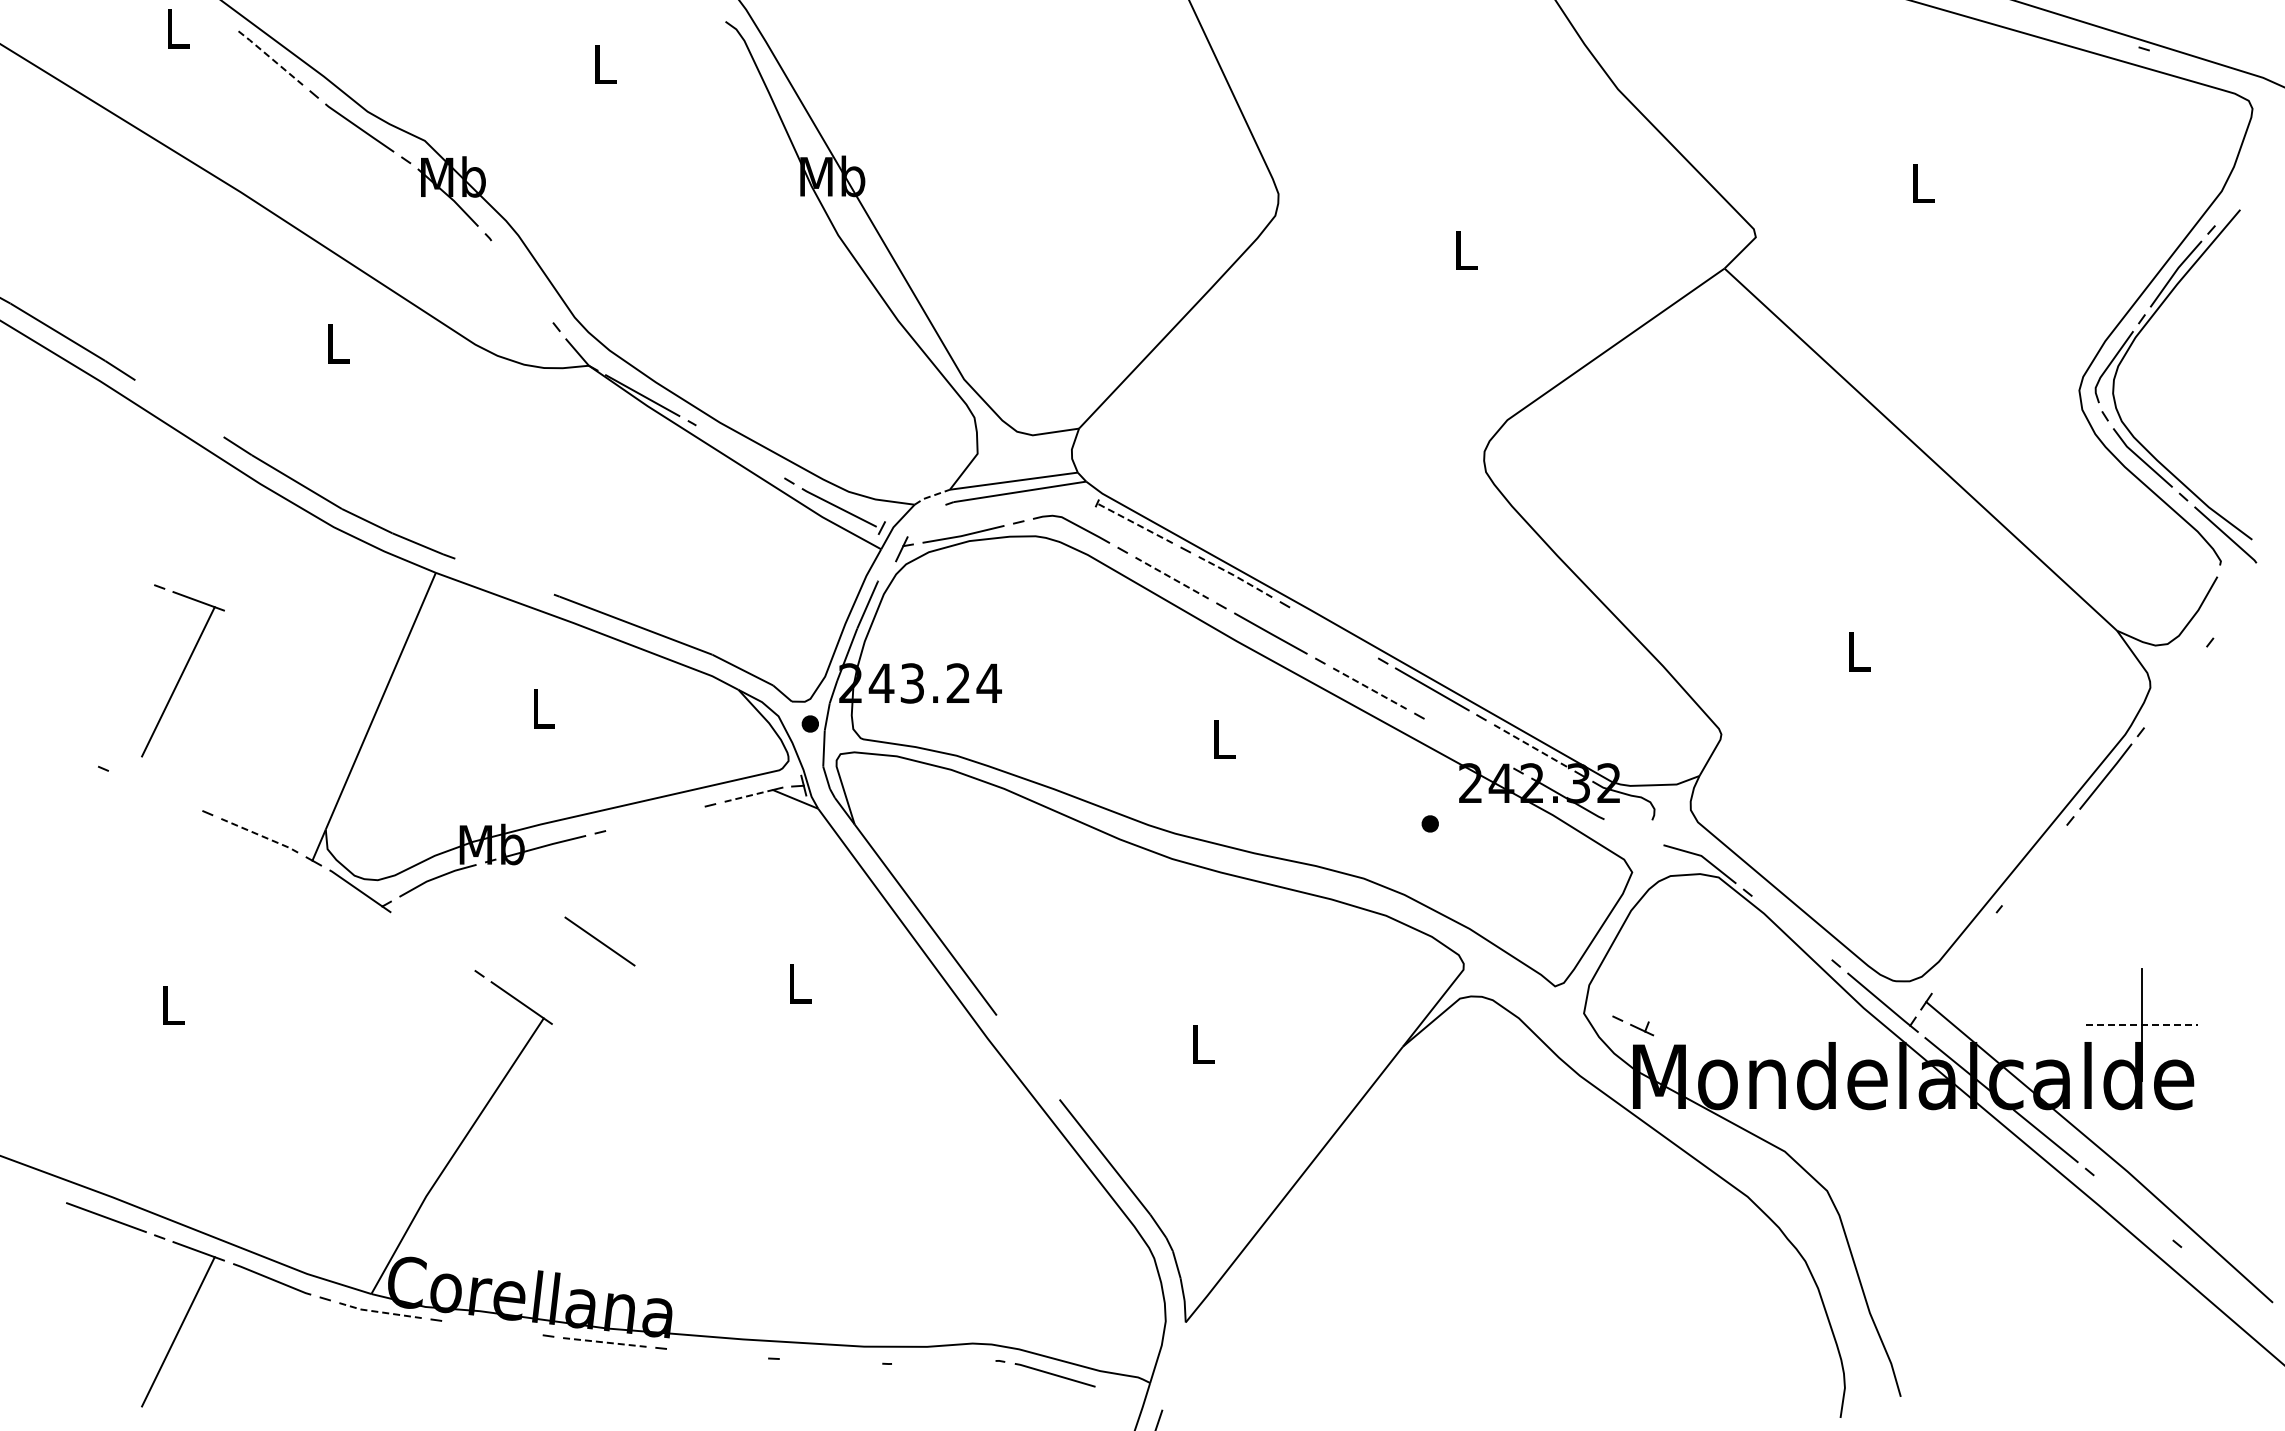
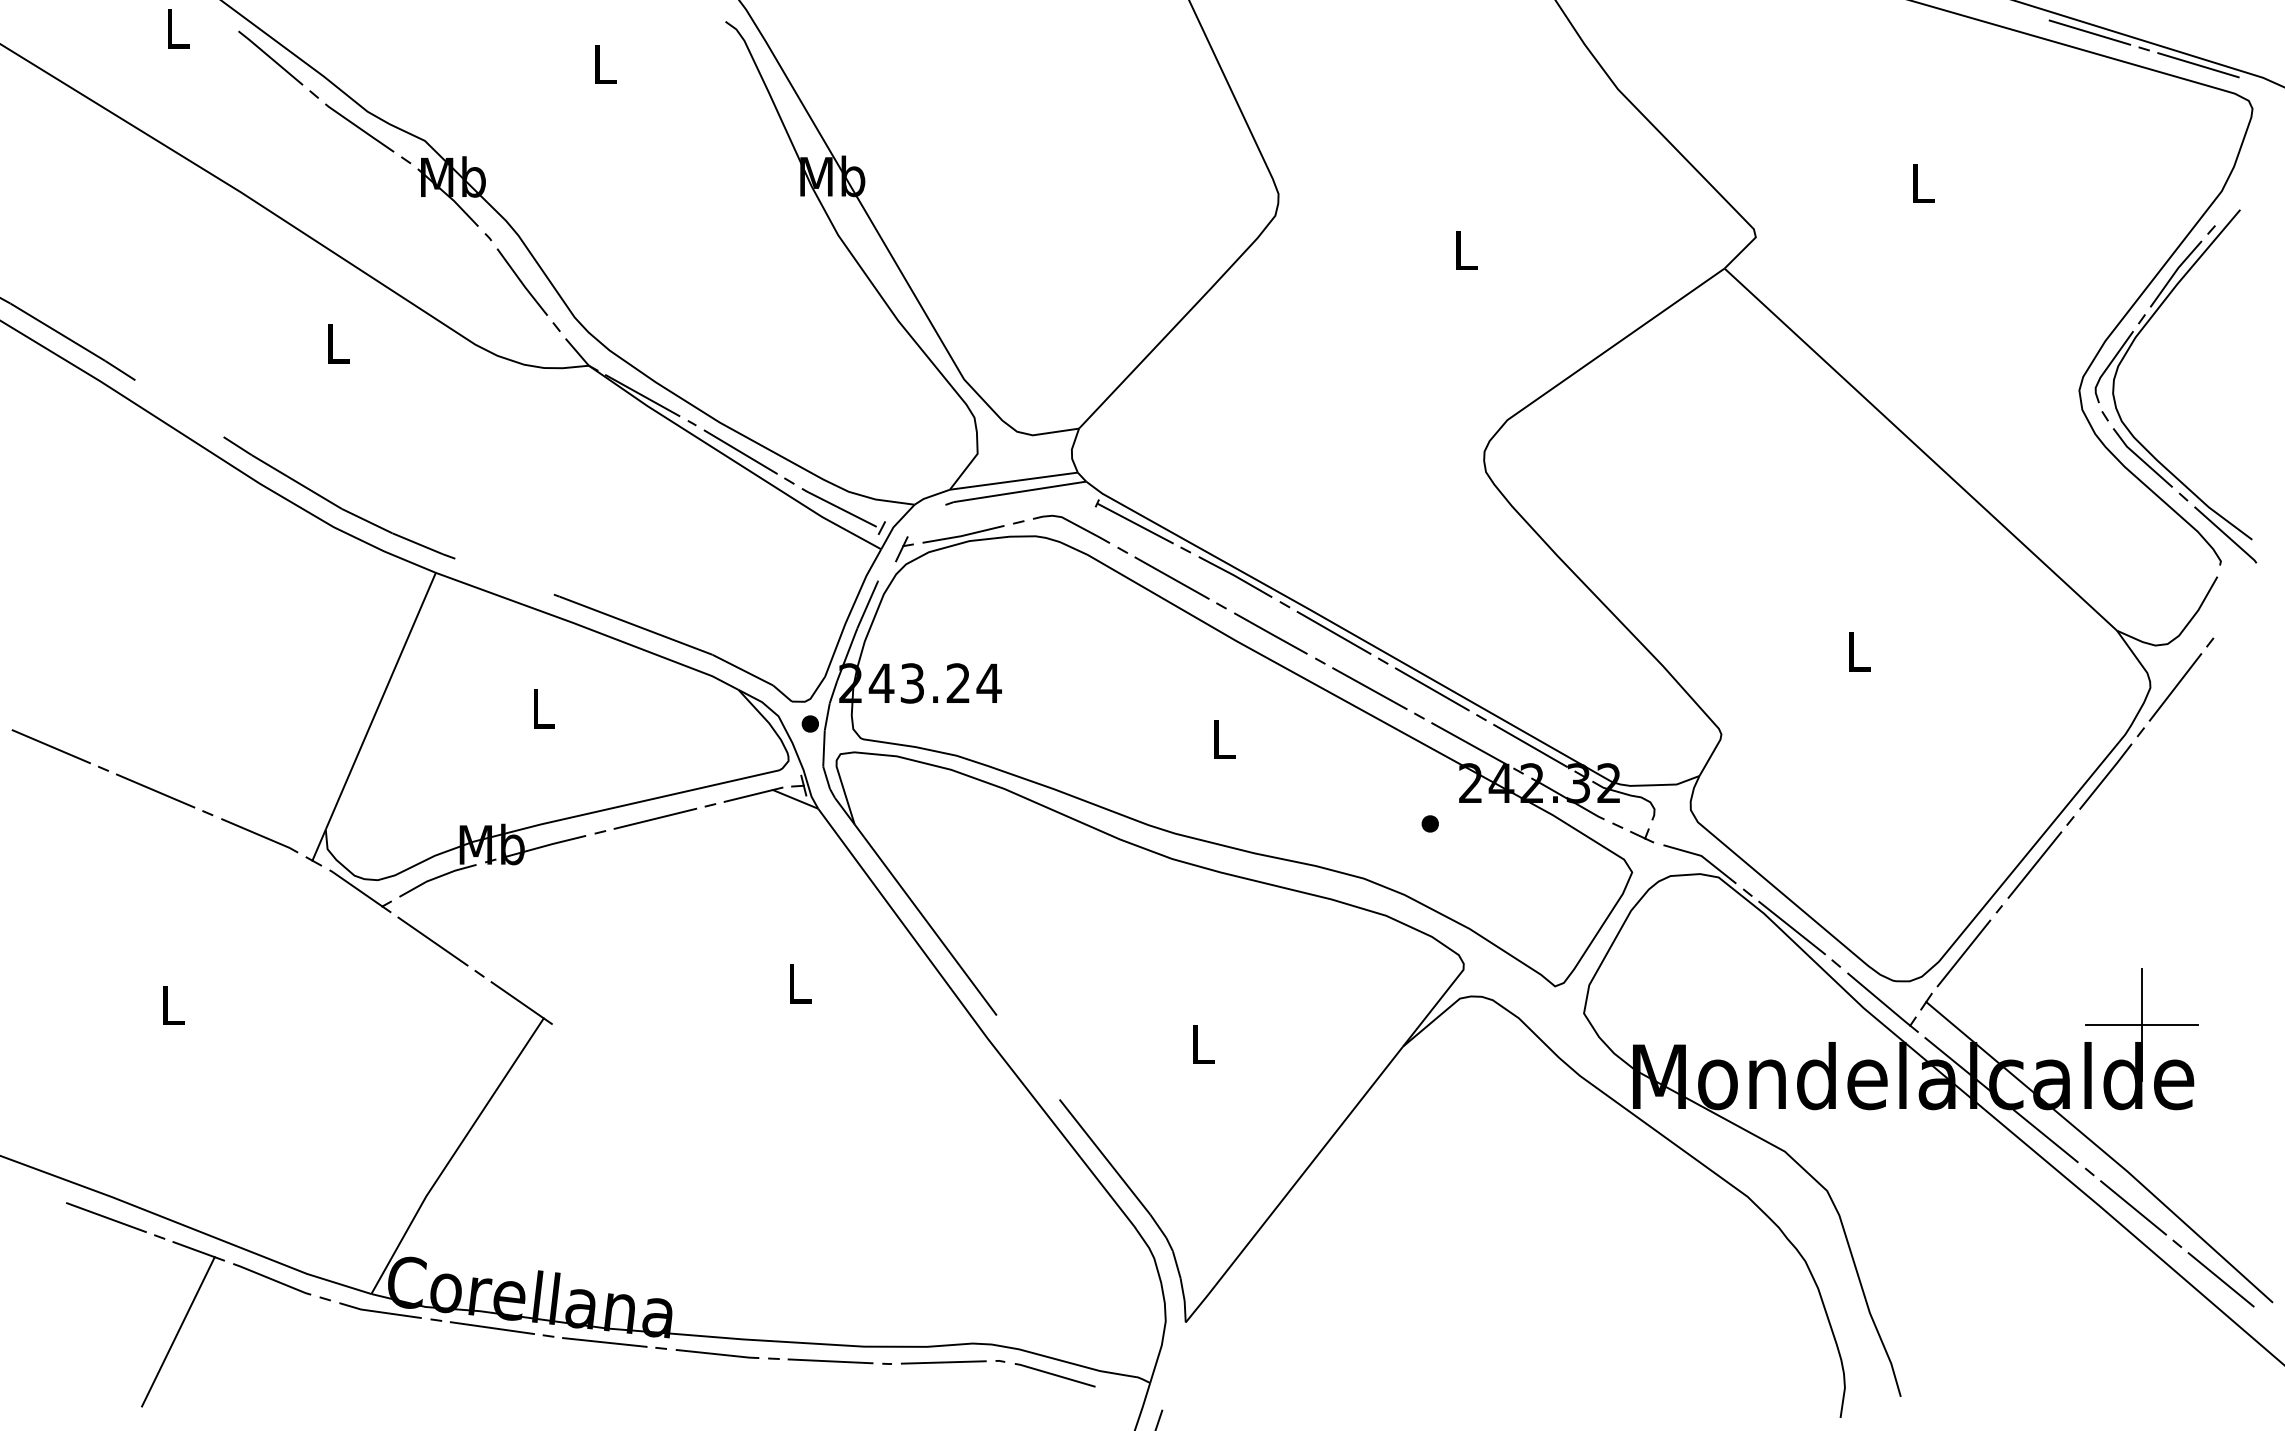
line: none -> present (2089, 32)
line: dashed -> solid (270, 57)
line: none -> present (2198, 65)
line: none -> present (521, 281)
line: none -> present (740, 451)
line: dashed -> solid (931, 496)
line: dashed -> solid (1135, 523)
line: dashed -> solid (1235, 576)
line: dashed -> solid (1172, 578)
line: none -> present (1333, 632)
part: present -> none (182, 670)
line: none -> present (2175, 687)
line: dashed -> solid (1369, 688)
line: none -> present (1468, 743)
line: dashed -> solid (1530, 745)
line: none -> present (50, 746)
line: none -> present (155, 790)
line: dashed -> solid (748, 795)
line: none -> present (655, 818)
line: dashed -> solid (260, 835)
line: none -> present (2034, 864)
line: none -> present (1791, 927)
line position: (599, 941) -> (432, 941) (432, 941)
line: none -> present (1963, 953)
part position: (1633, 1025) -> (1633, 832) (1633, 832)
line: dashed -> solid (2142, 1025)
line: none -> present (2133, 1207)
line: none -> present (2220, 1279)
line: dashed -> solid (379, 1312)
line: none -> present (491, 1328)
line: dashed -> solid (604, 1342)
line: none -> present (717, 1353)
line: none -> present (830, 1361)
line: none -> present (943, 1362)
